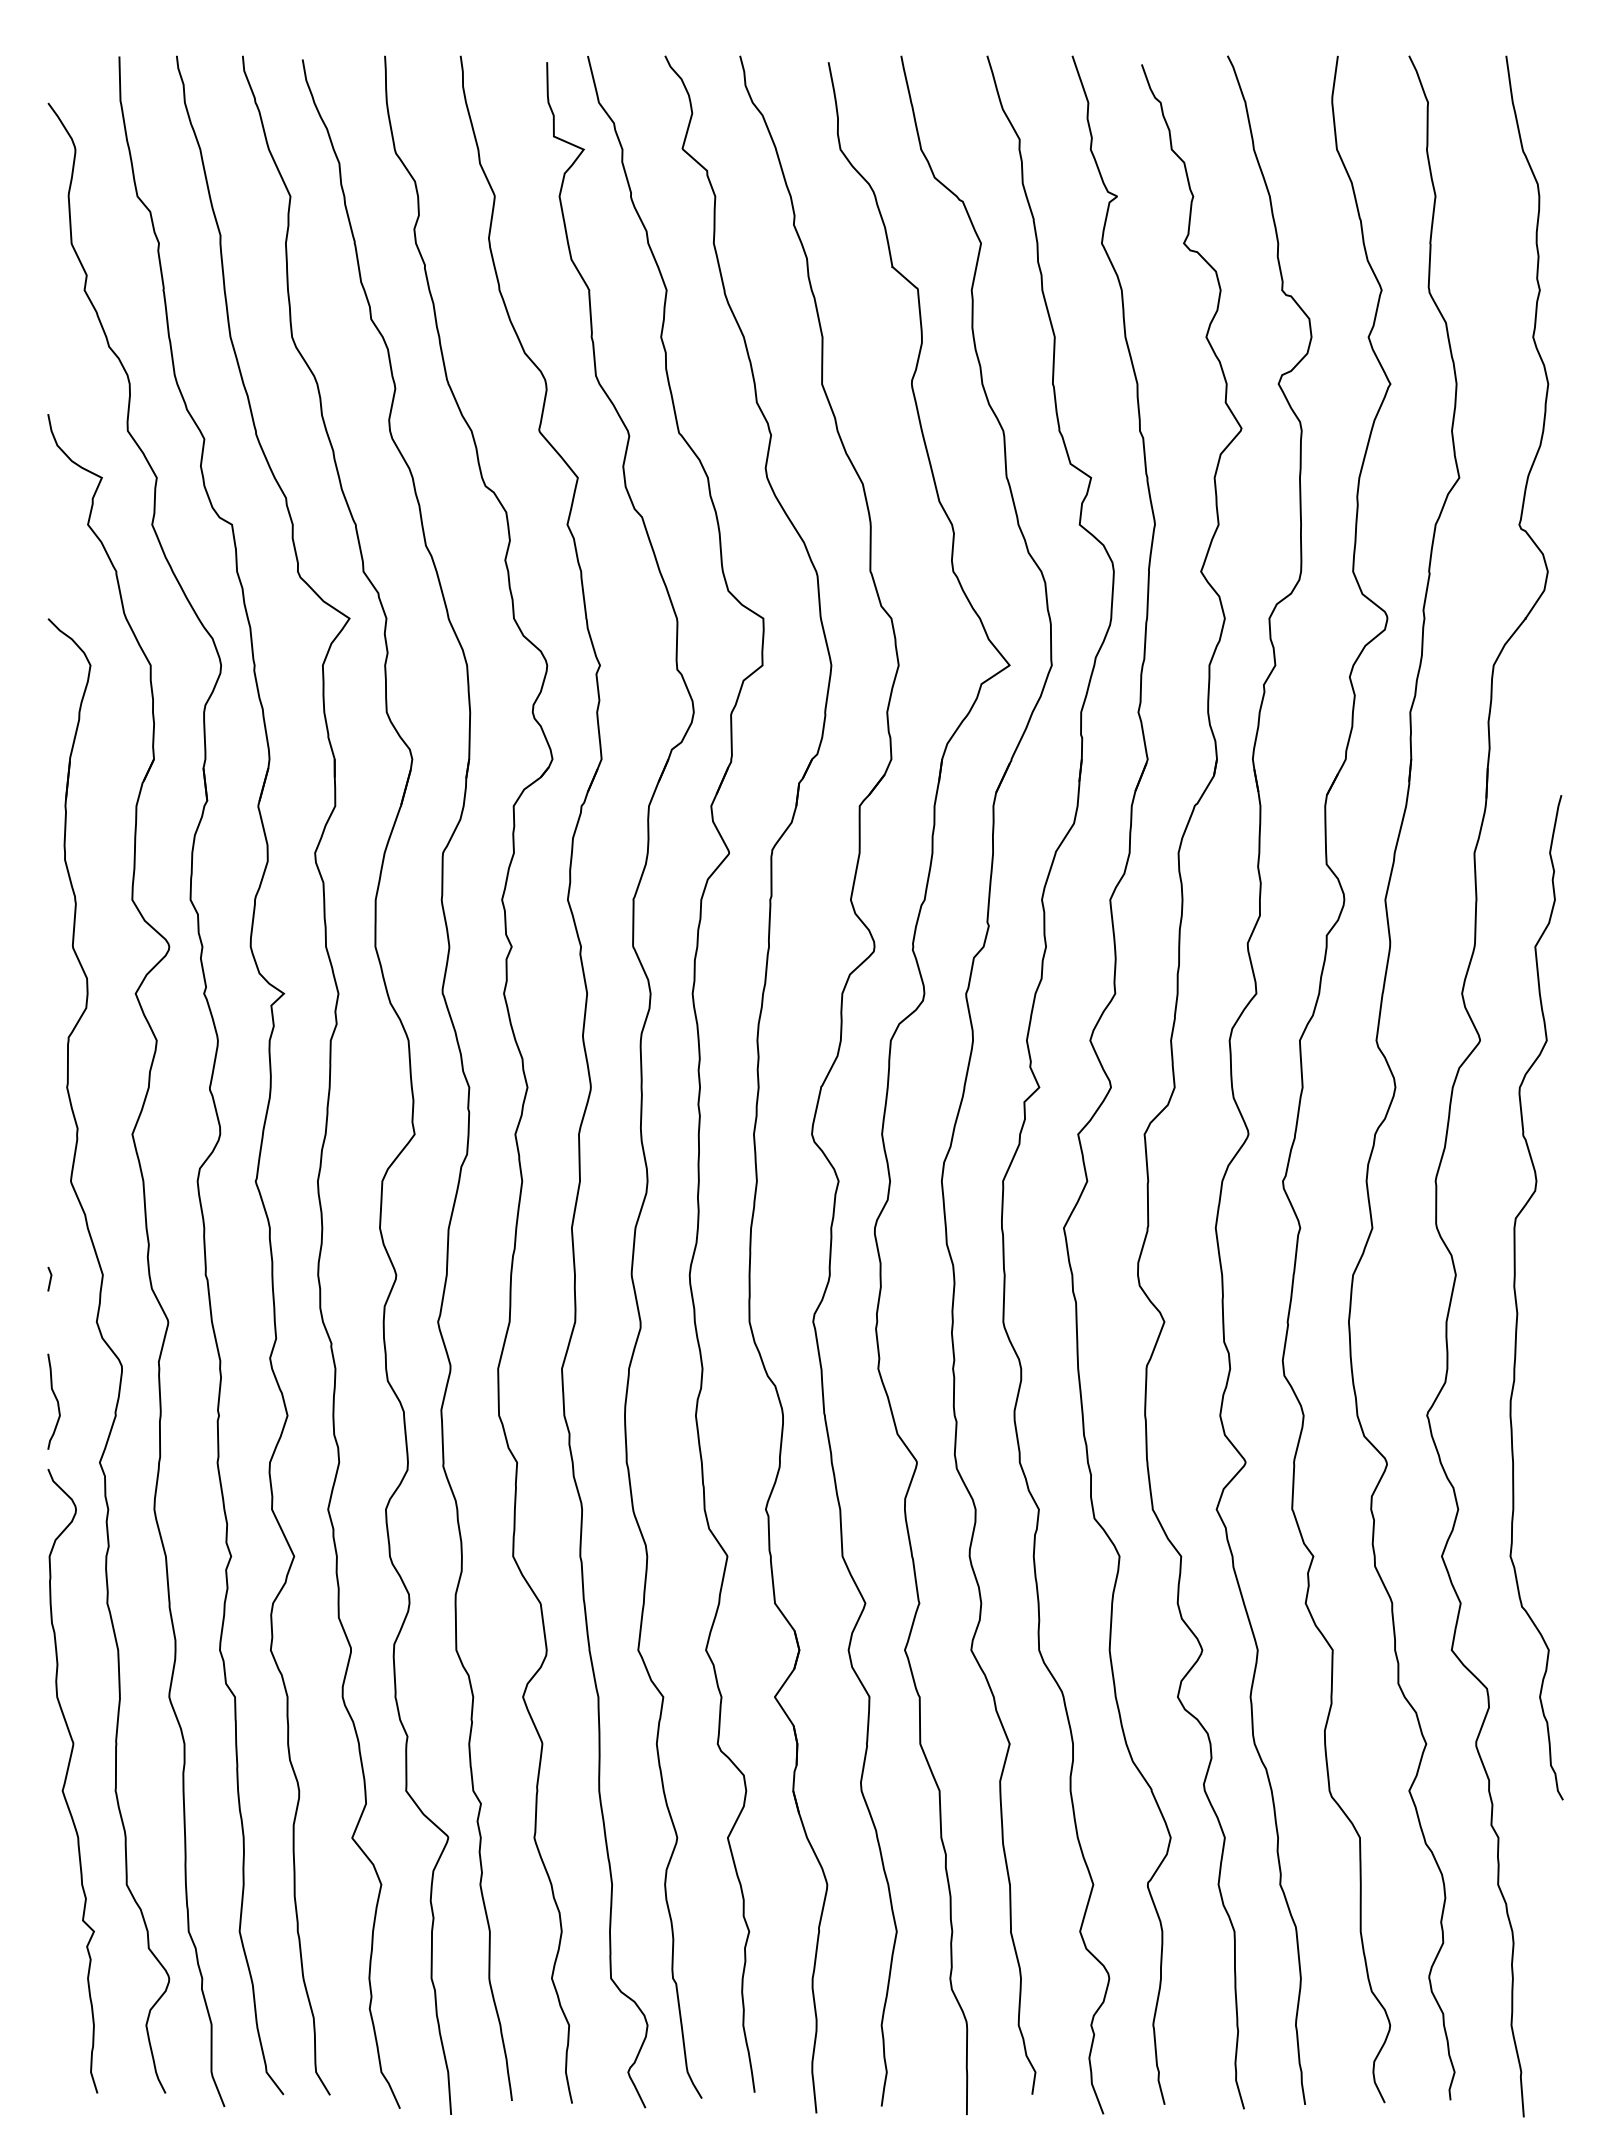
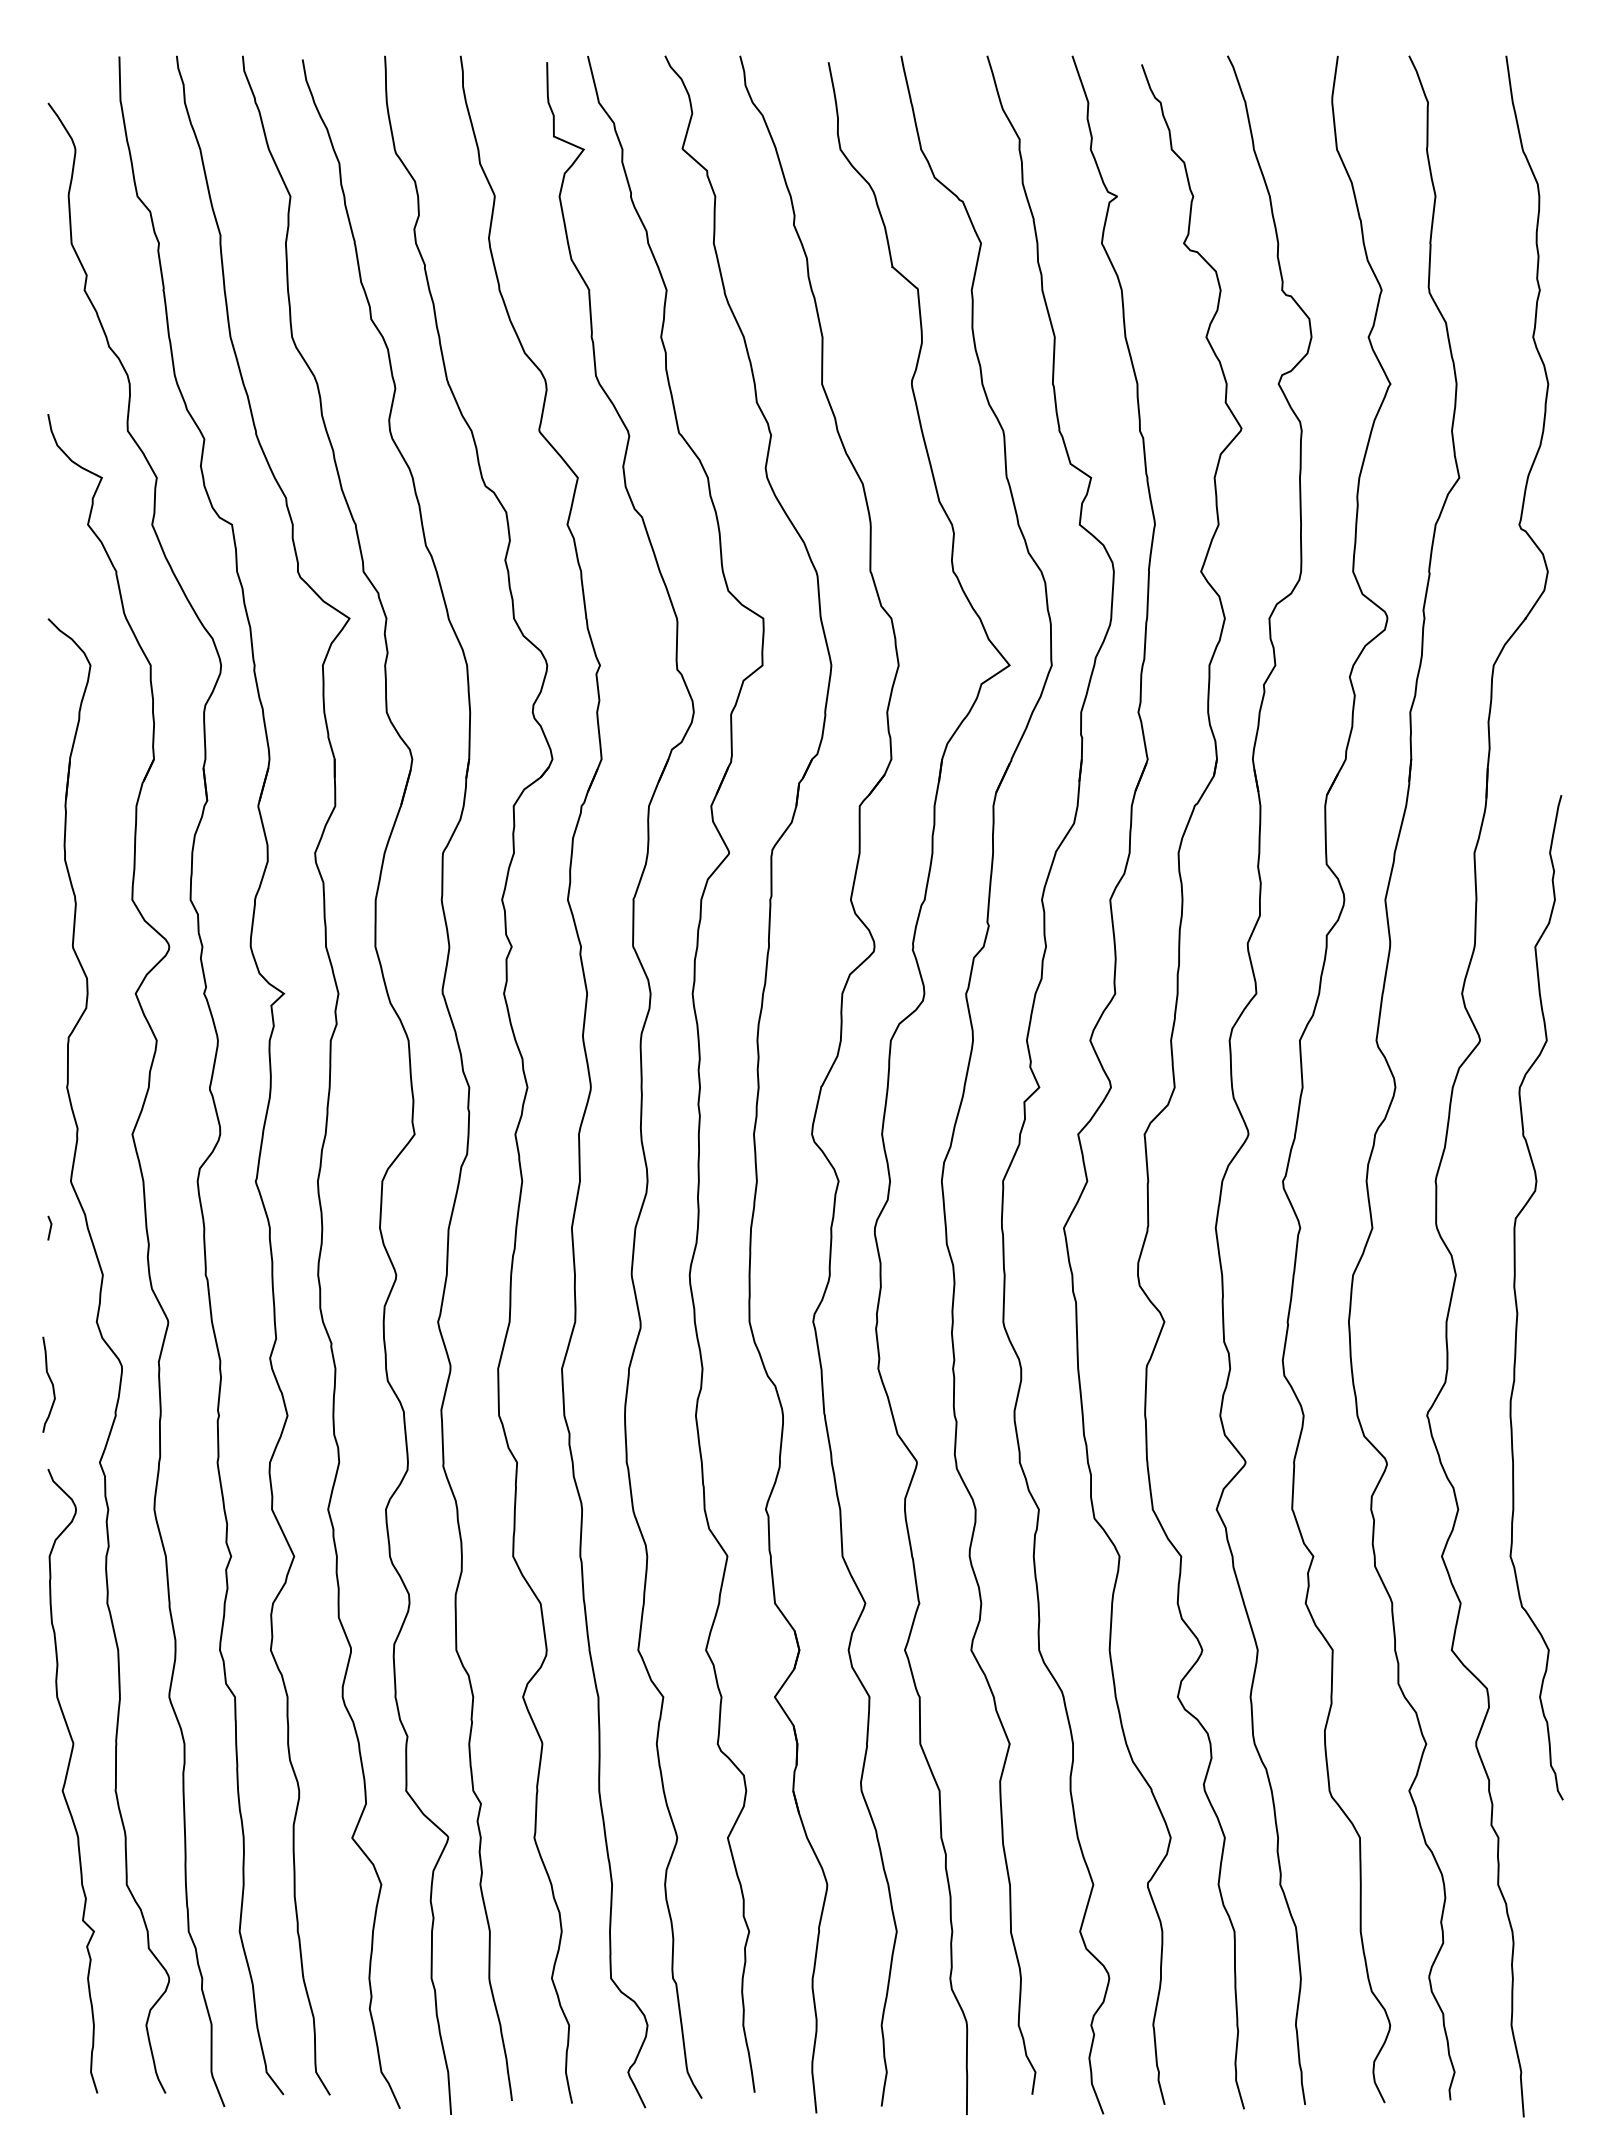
line position: (49, 1278) -> (49, 1227) (49, 1227)
curve position: (55, 1399) -> (50, 1382) (50, 1382)
